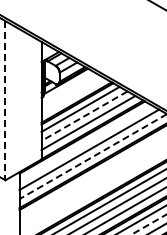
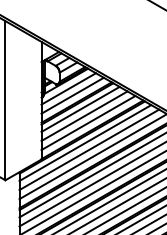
line: none -> present (68, 88)
line: none -> present (72, 95)
line: dashed -> solid (5, 100)
line: dashed -> solid (84, 116)
line: none -> present (85, 143)
line: dashed -> solid (92, 156)
line: none -> present (91, 175)
line: none -> present (91, 184)
line: none -> present (94, 191)
line: dashed -> solid (148, 224)
